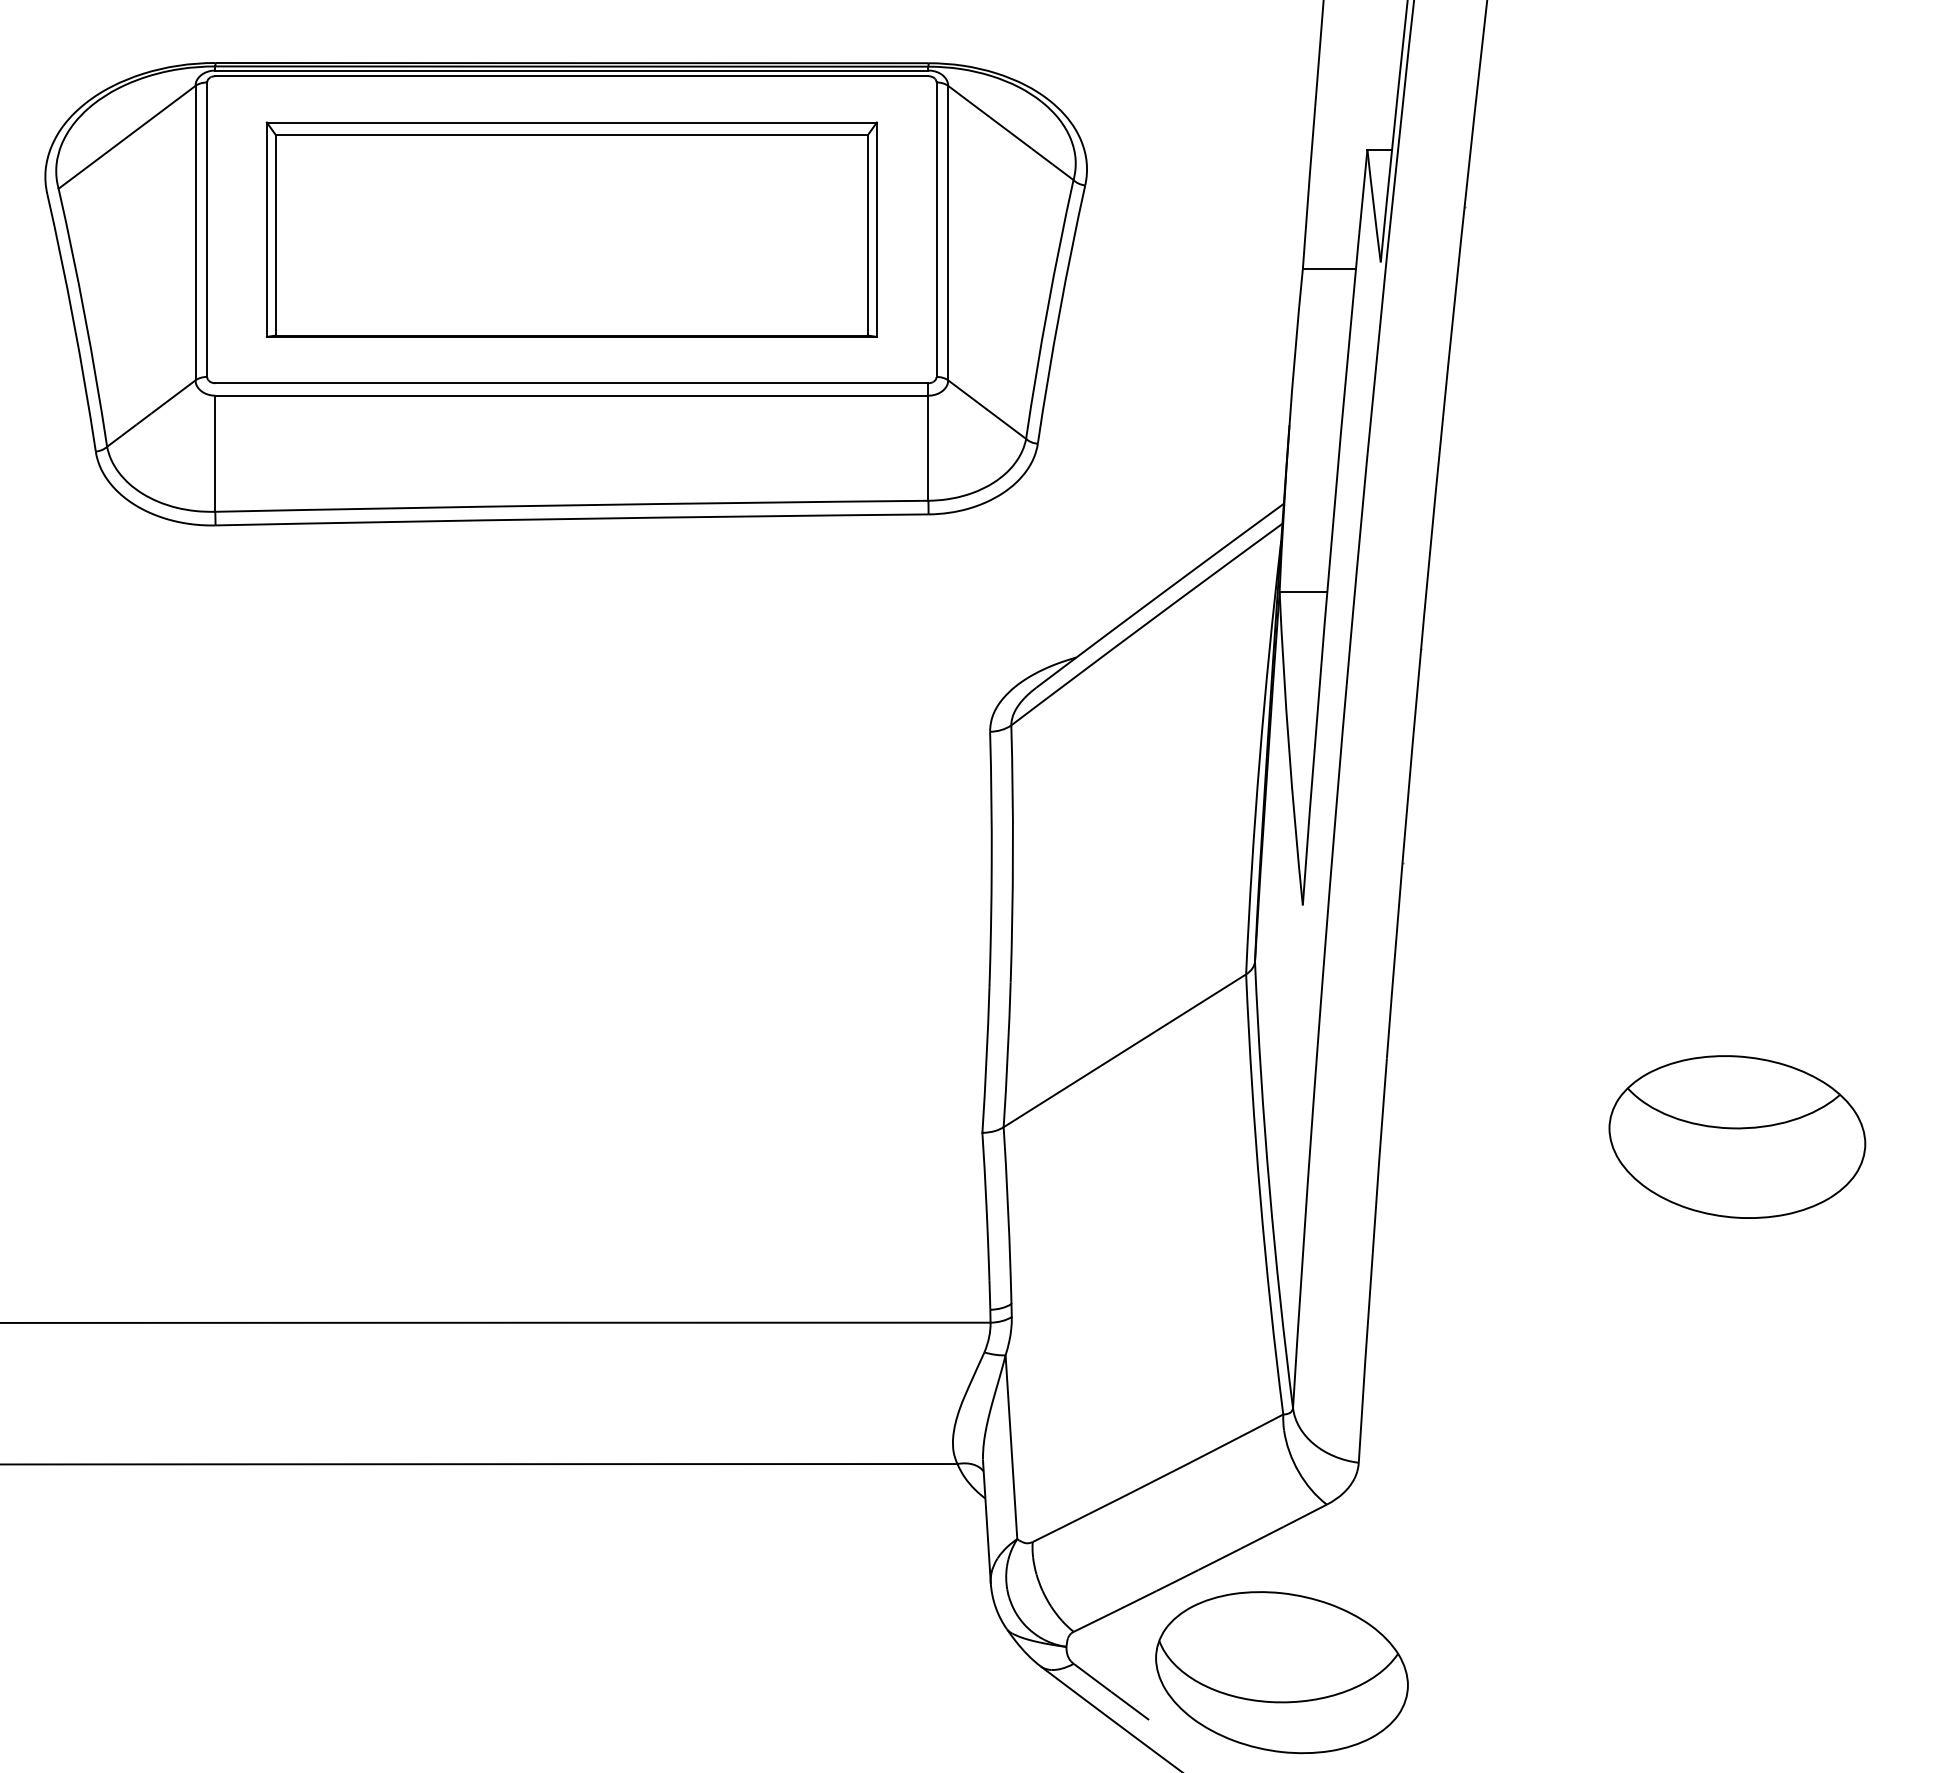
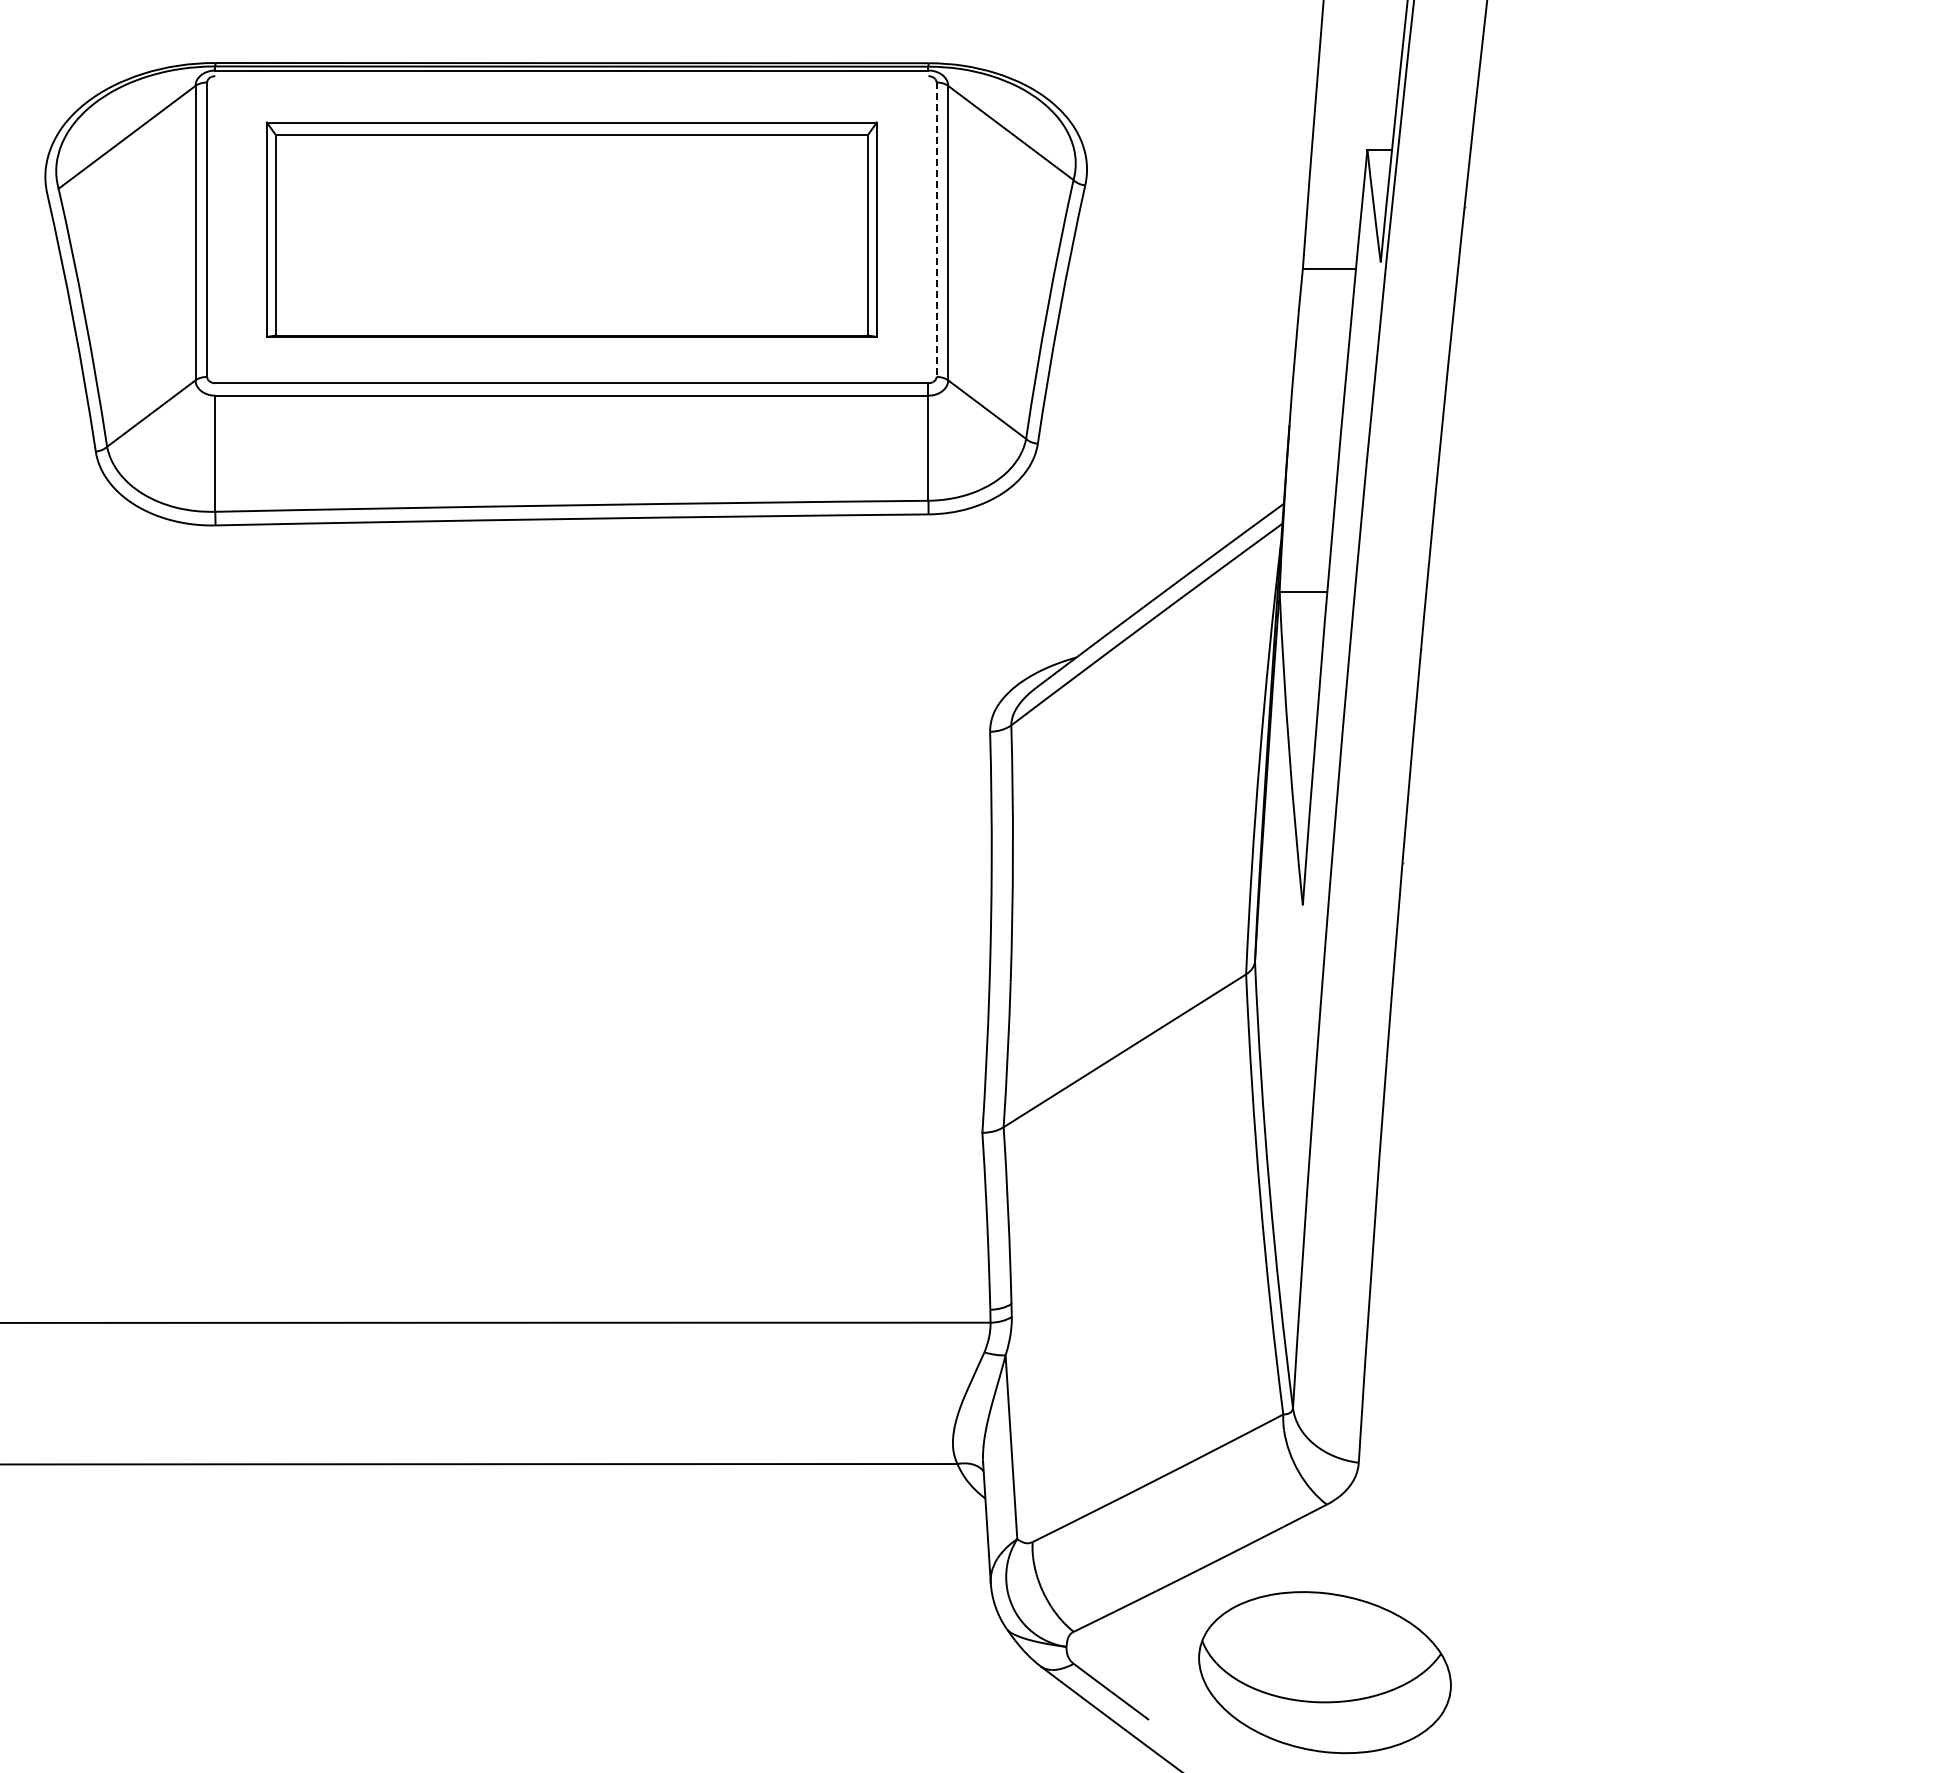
line: present -> none (571, 76)
line: solid -> dashed (936, 230)
part: present -> none (1737, 1136)
part position: (1281, 1672) -> (1324, 1672) (1324, 1672)
